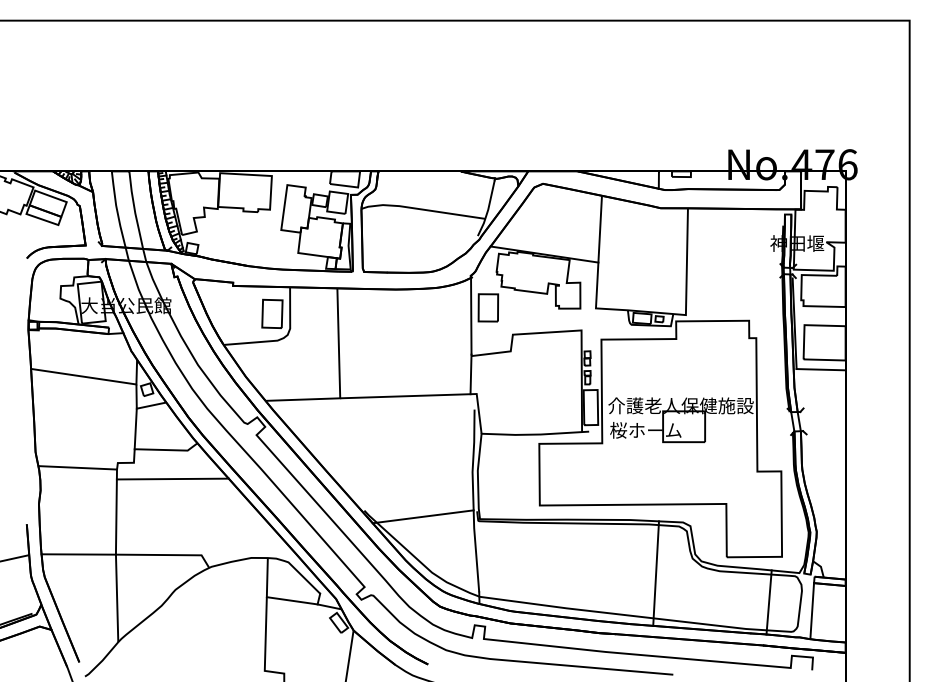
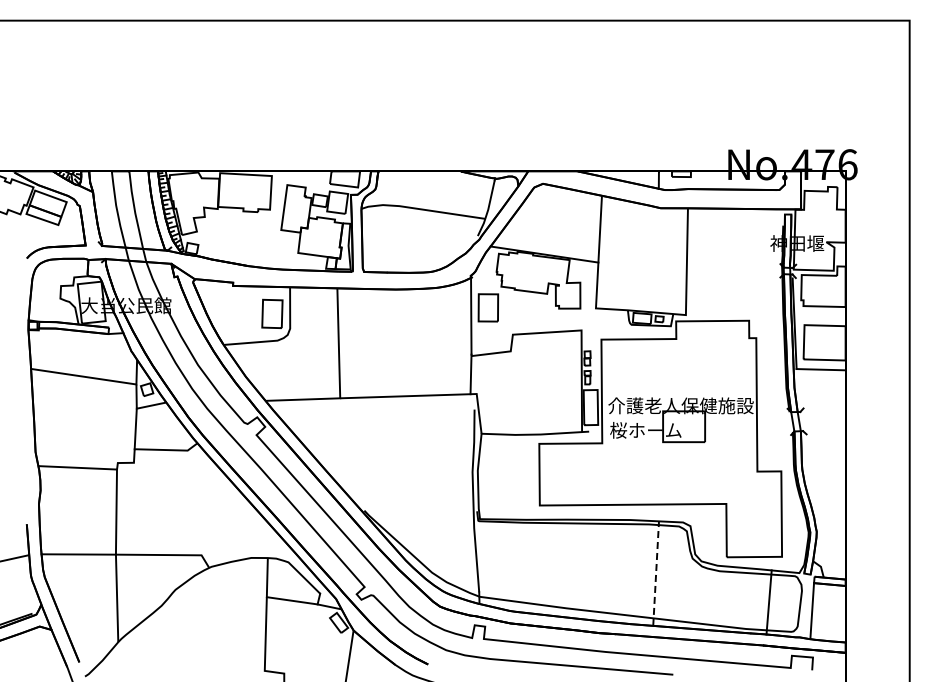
line: present -> none (172, 478)
line: present -> none (422, 516)
line: solid -> dashed (656, 573)
